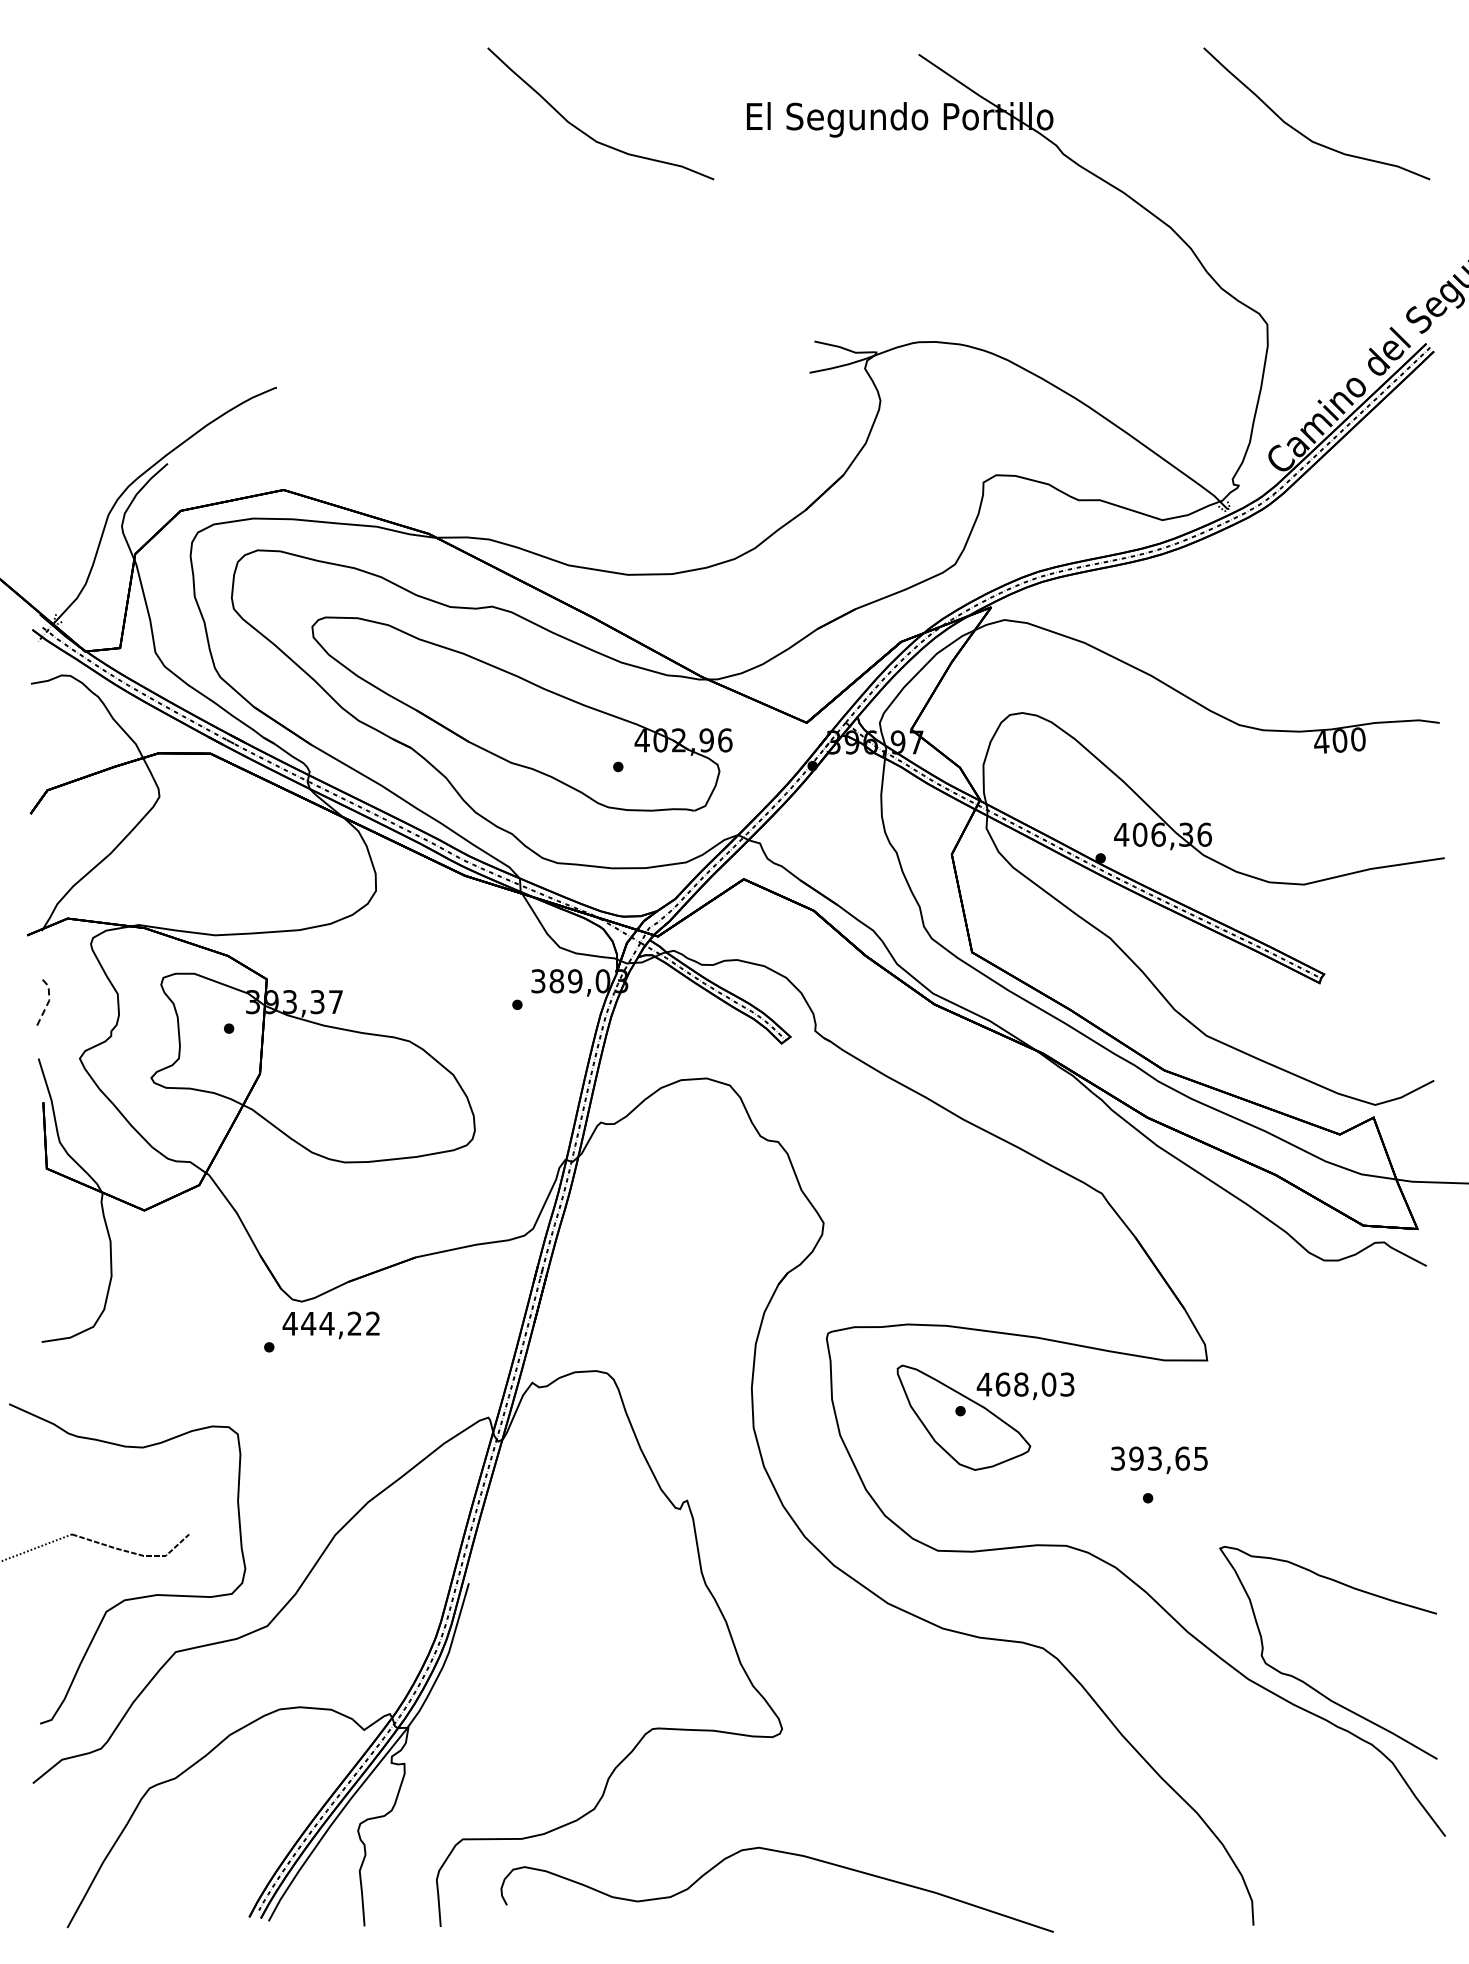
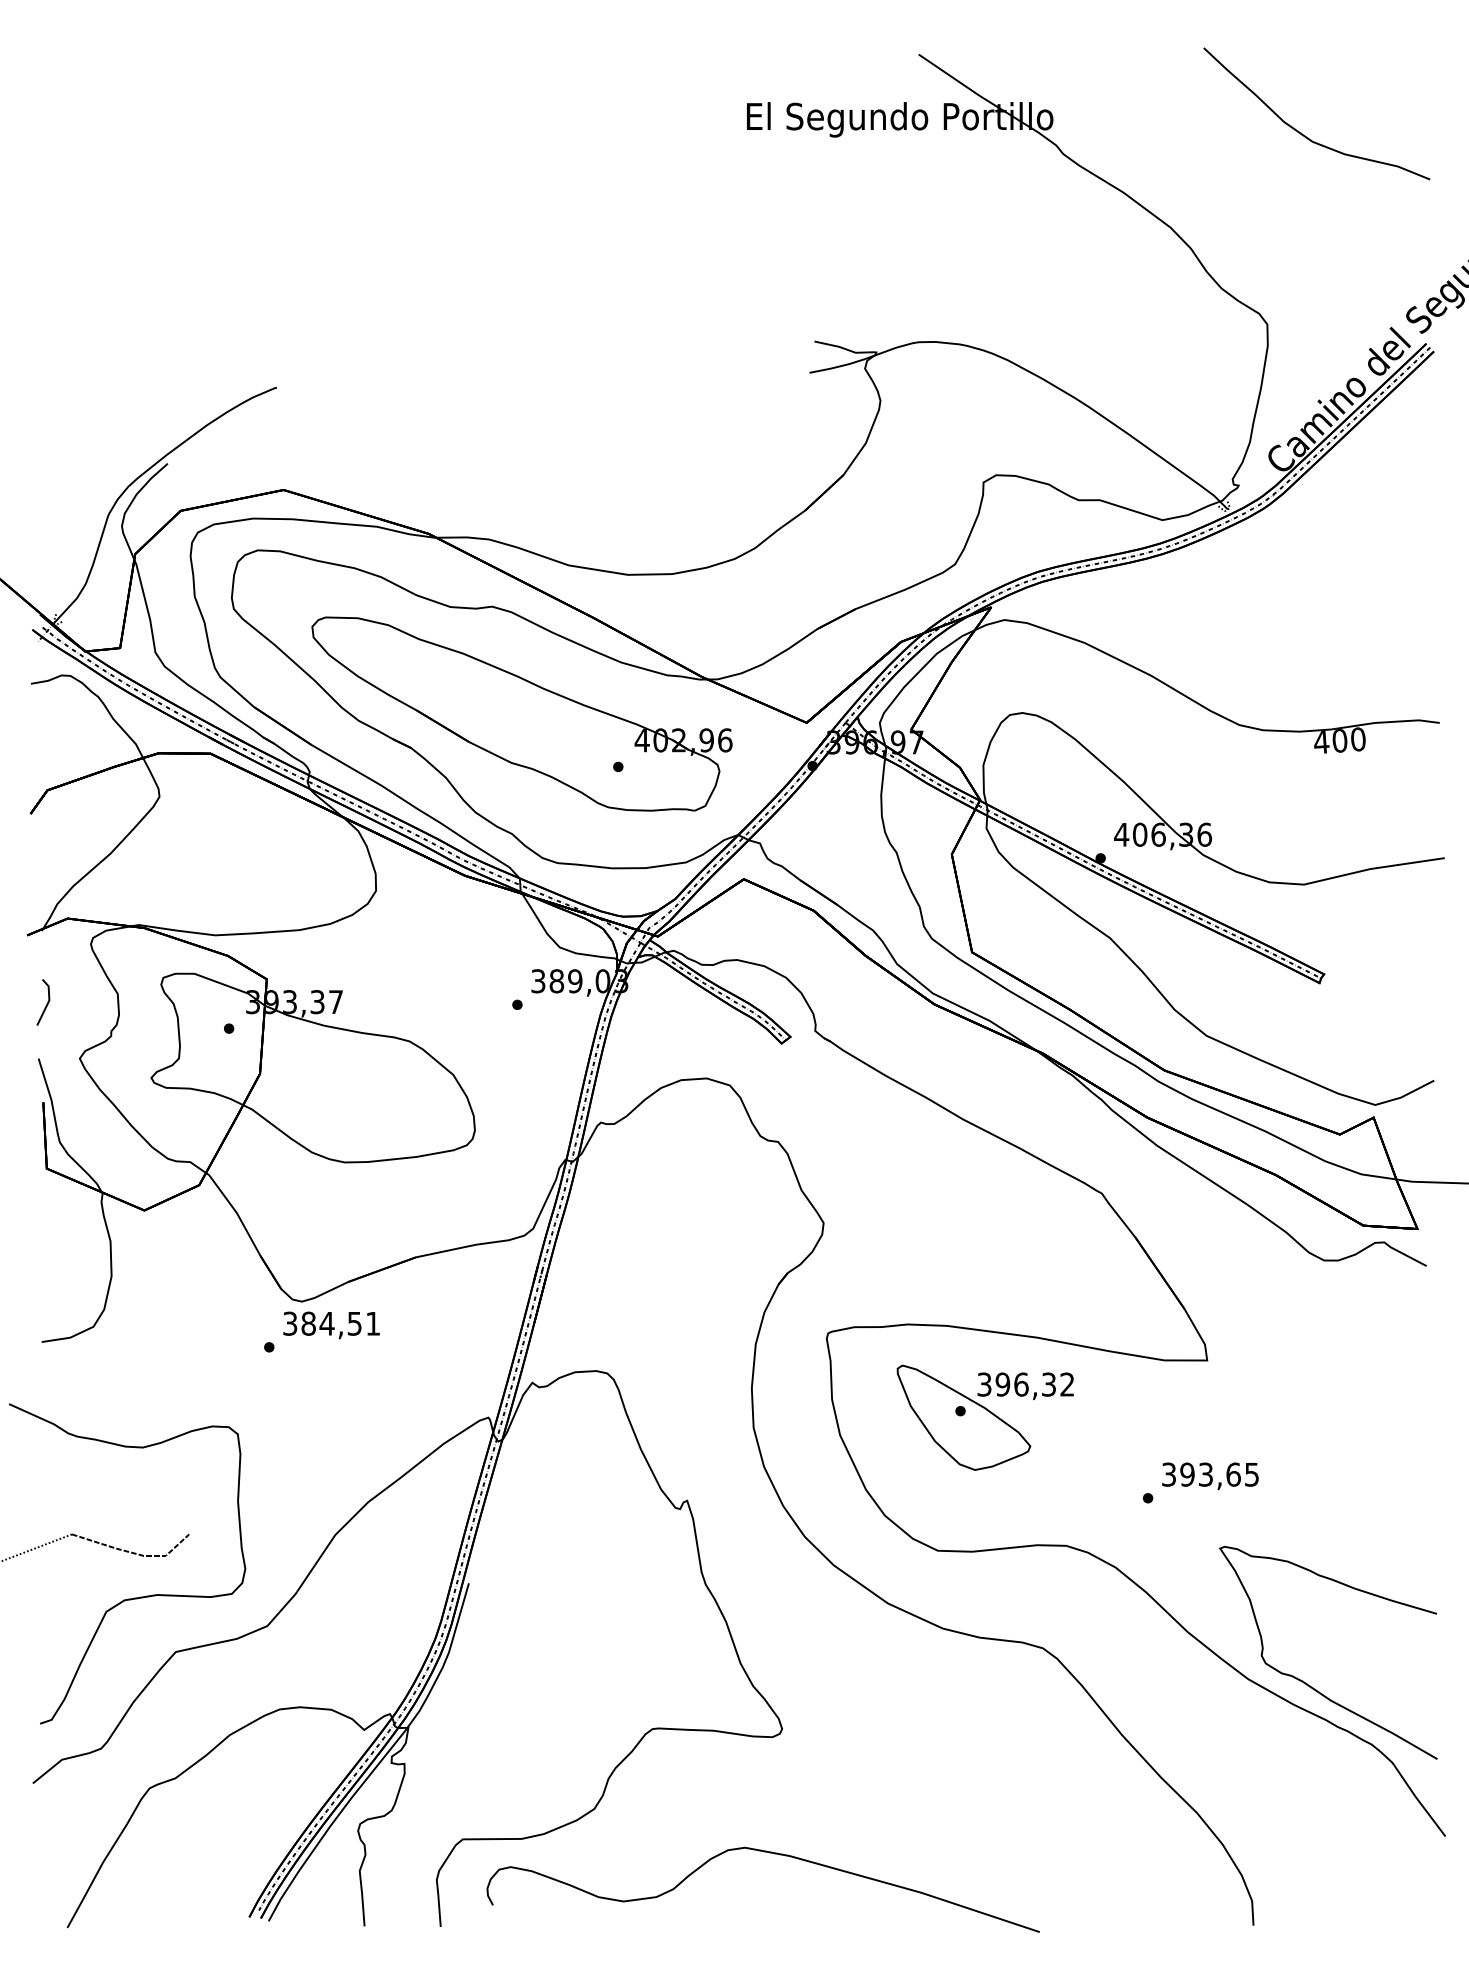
curve: present -> none (585, 132)
line: dashed -> solid (49, 1000)
text: 444,22 -> 384,51 (330, 1323)
text: 468,03 -> 396,32 (1025, 1384)
text position: (1159, 1460) -> (1210, 1476) (1210, 1476)
curve position: (783, 1853) -> (769, 1853) (769, 1853)
